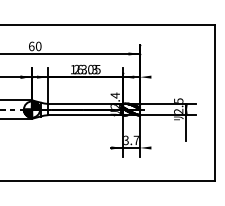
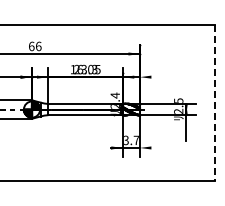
text: 60 -> 66 (38, 45)
line: solid -> dashed (214, 102)
